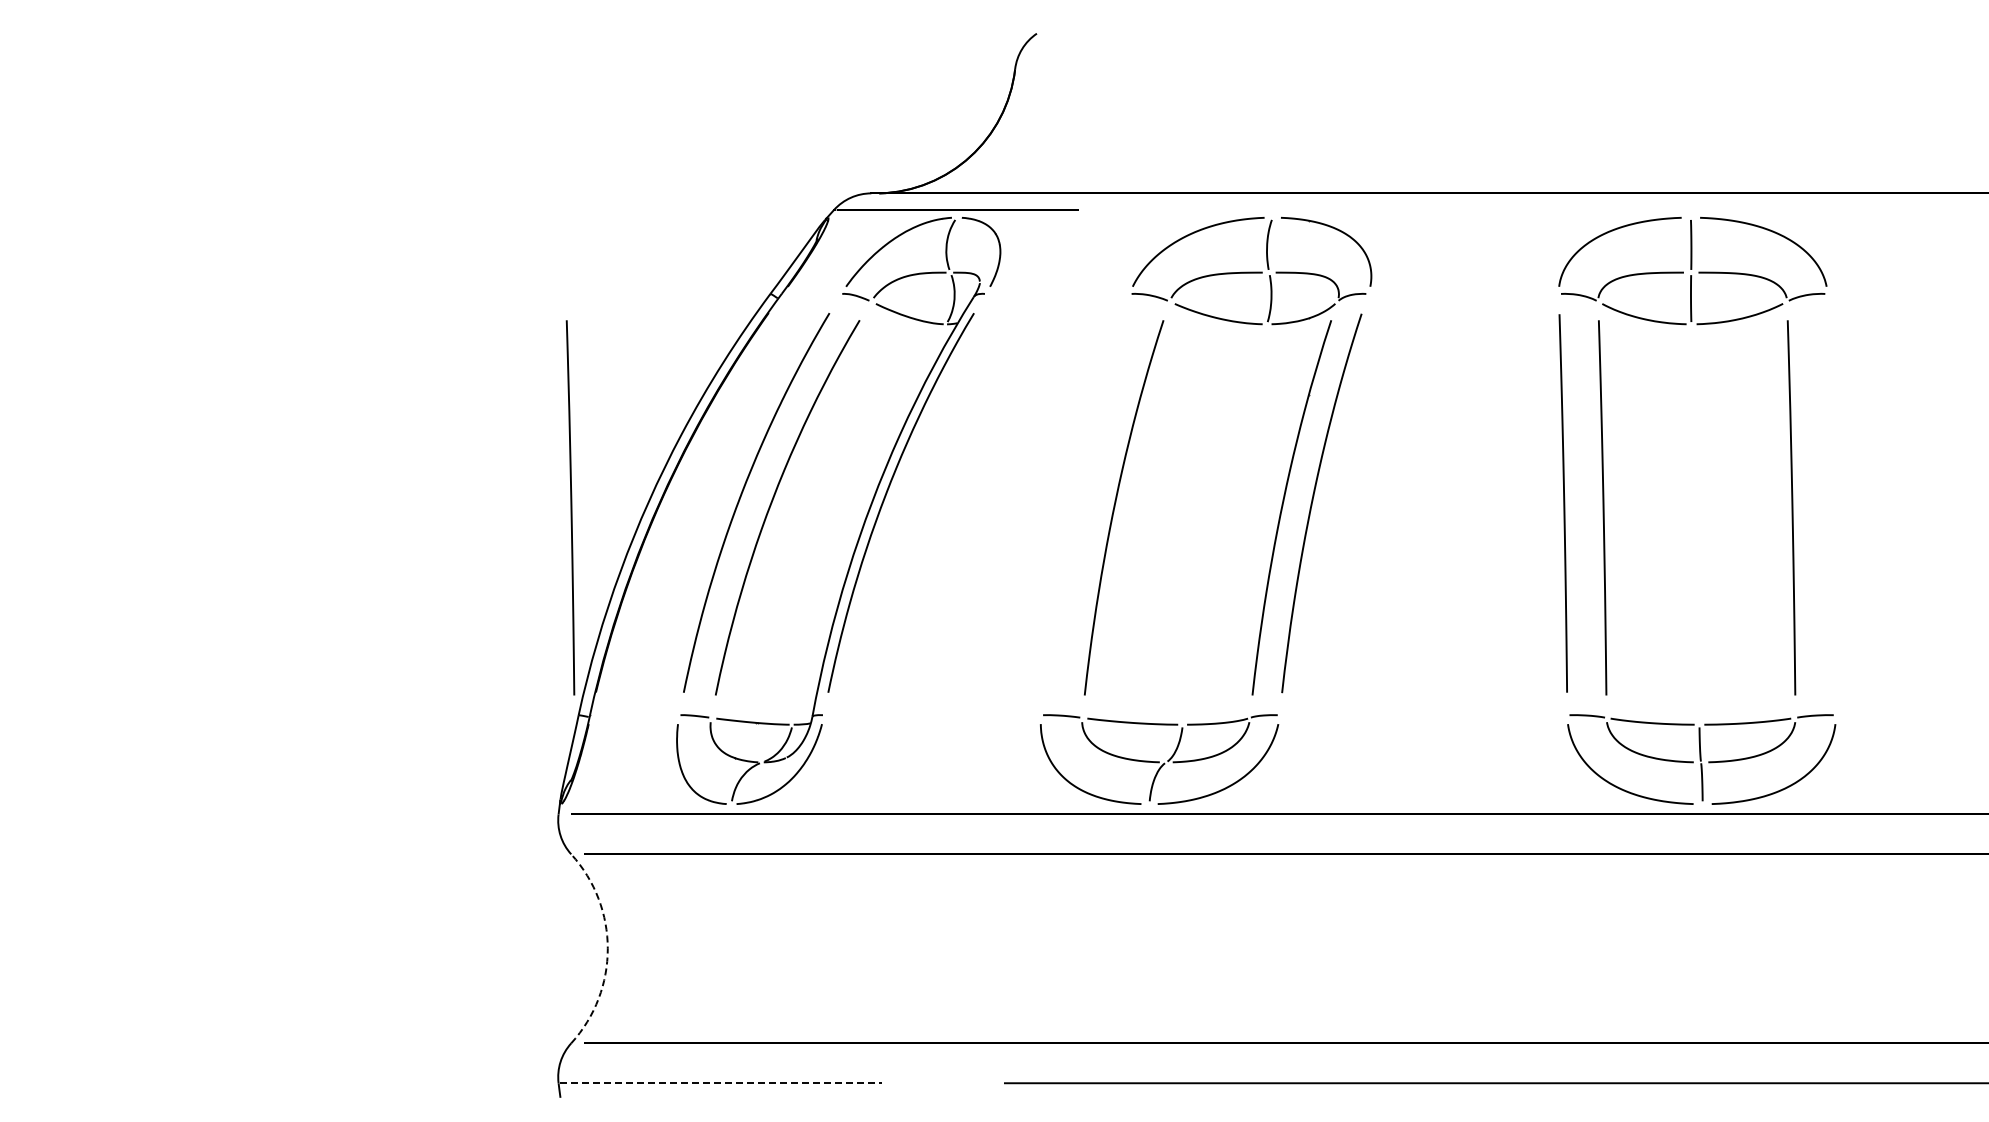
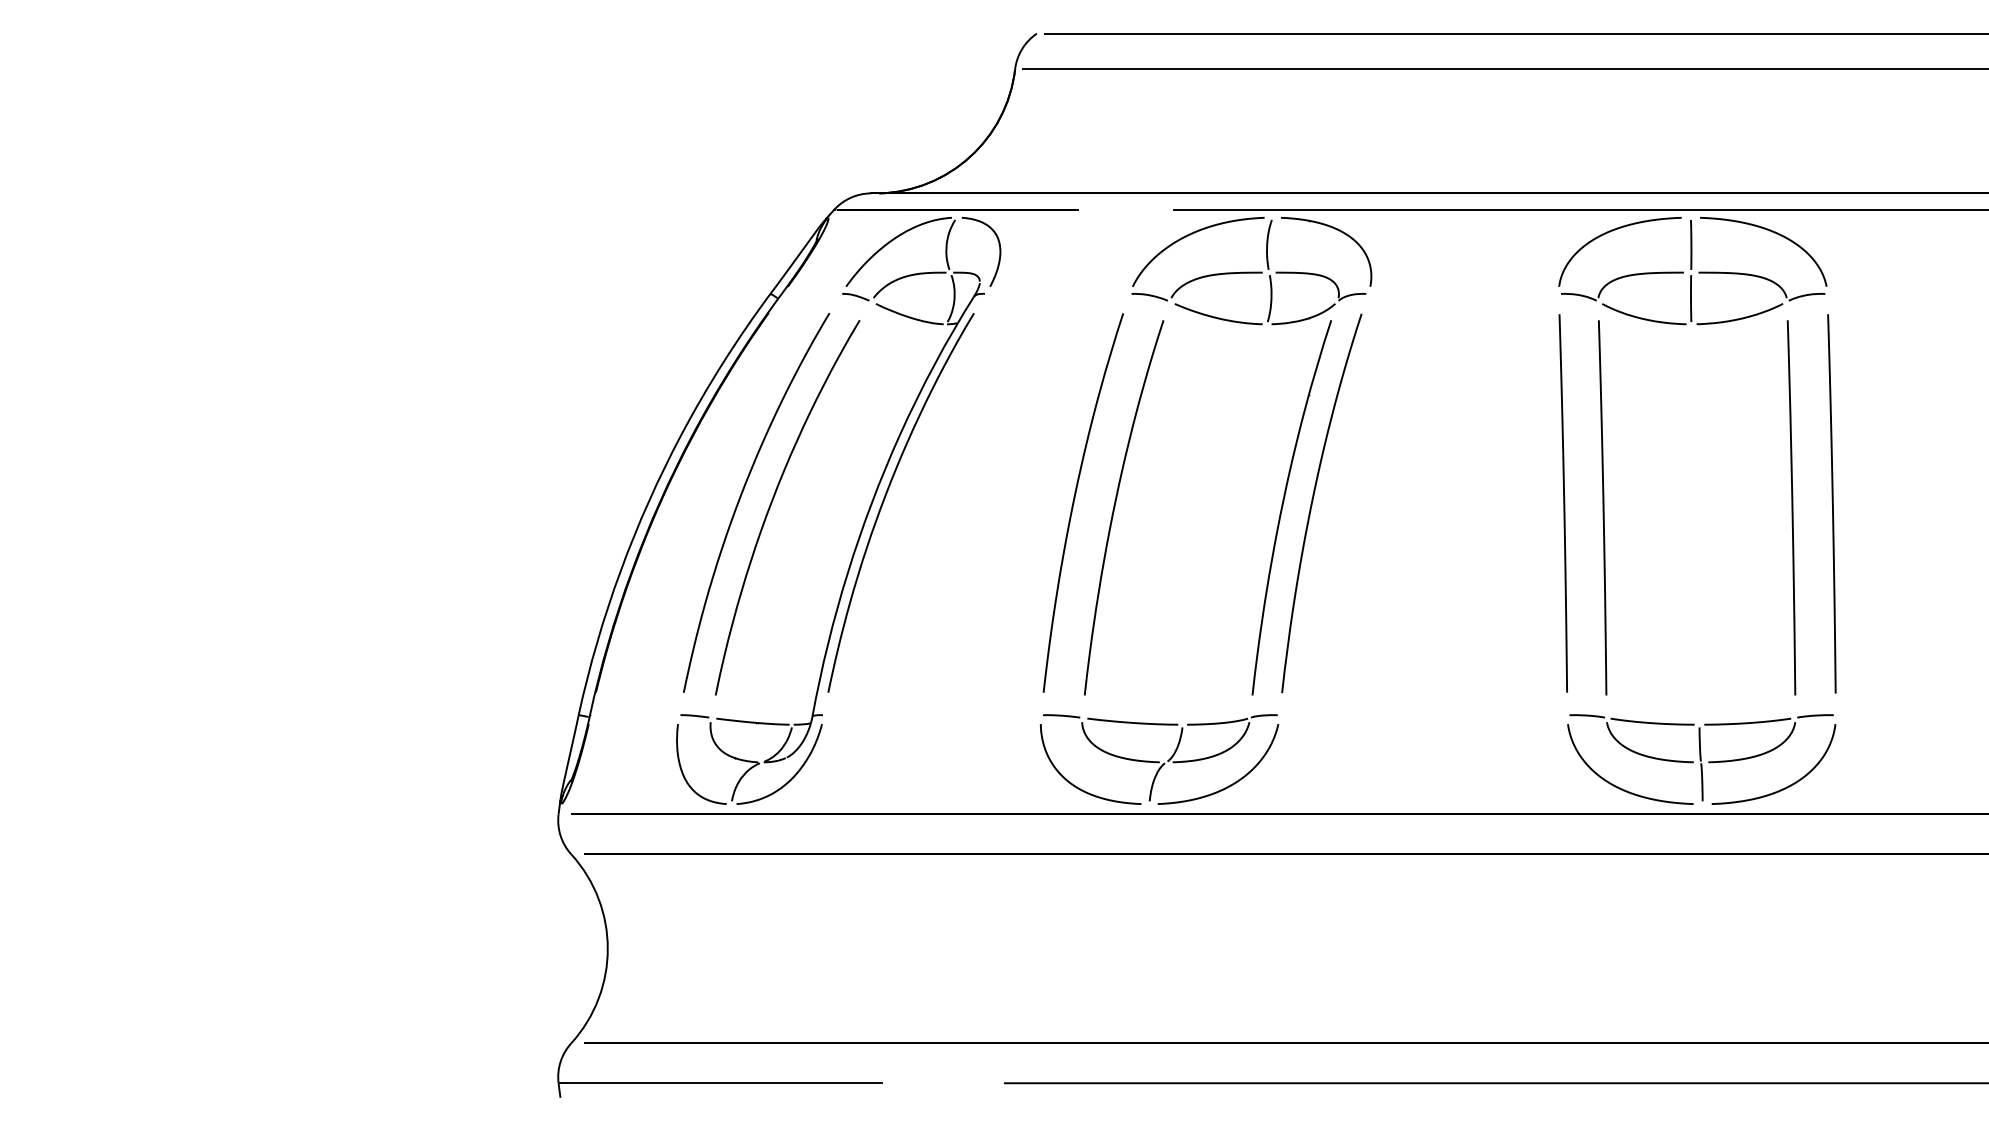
line: none -> present (1514, 33)
line: none -> present (1504, 69)
line: none -> present (1579, 210)
curve: none -> present (1074, 502)
line: none -> present (1831, 502)
curve: present -> none (570, 507)
arc: dashed -> solid (607, 948)
line: dashed -> solid (721, 1083)
